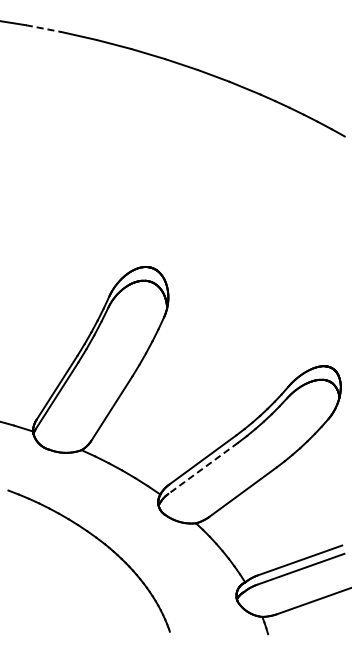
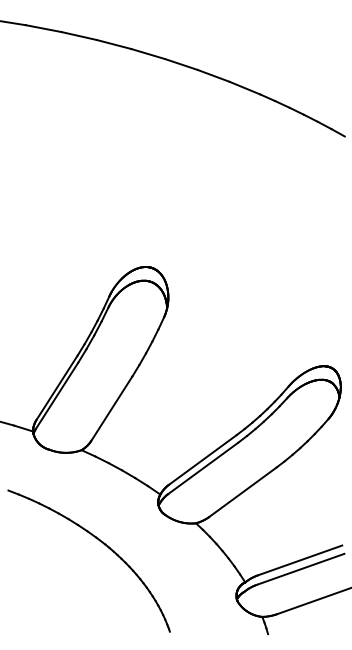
line: dashed -> solid (44, 28)
line: dashed -> solid (202, 468)
